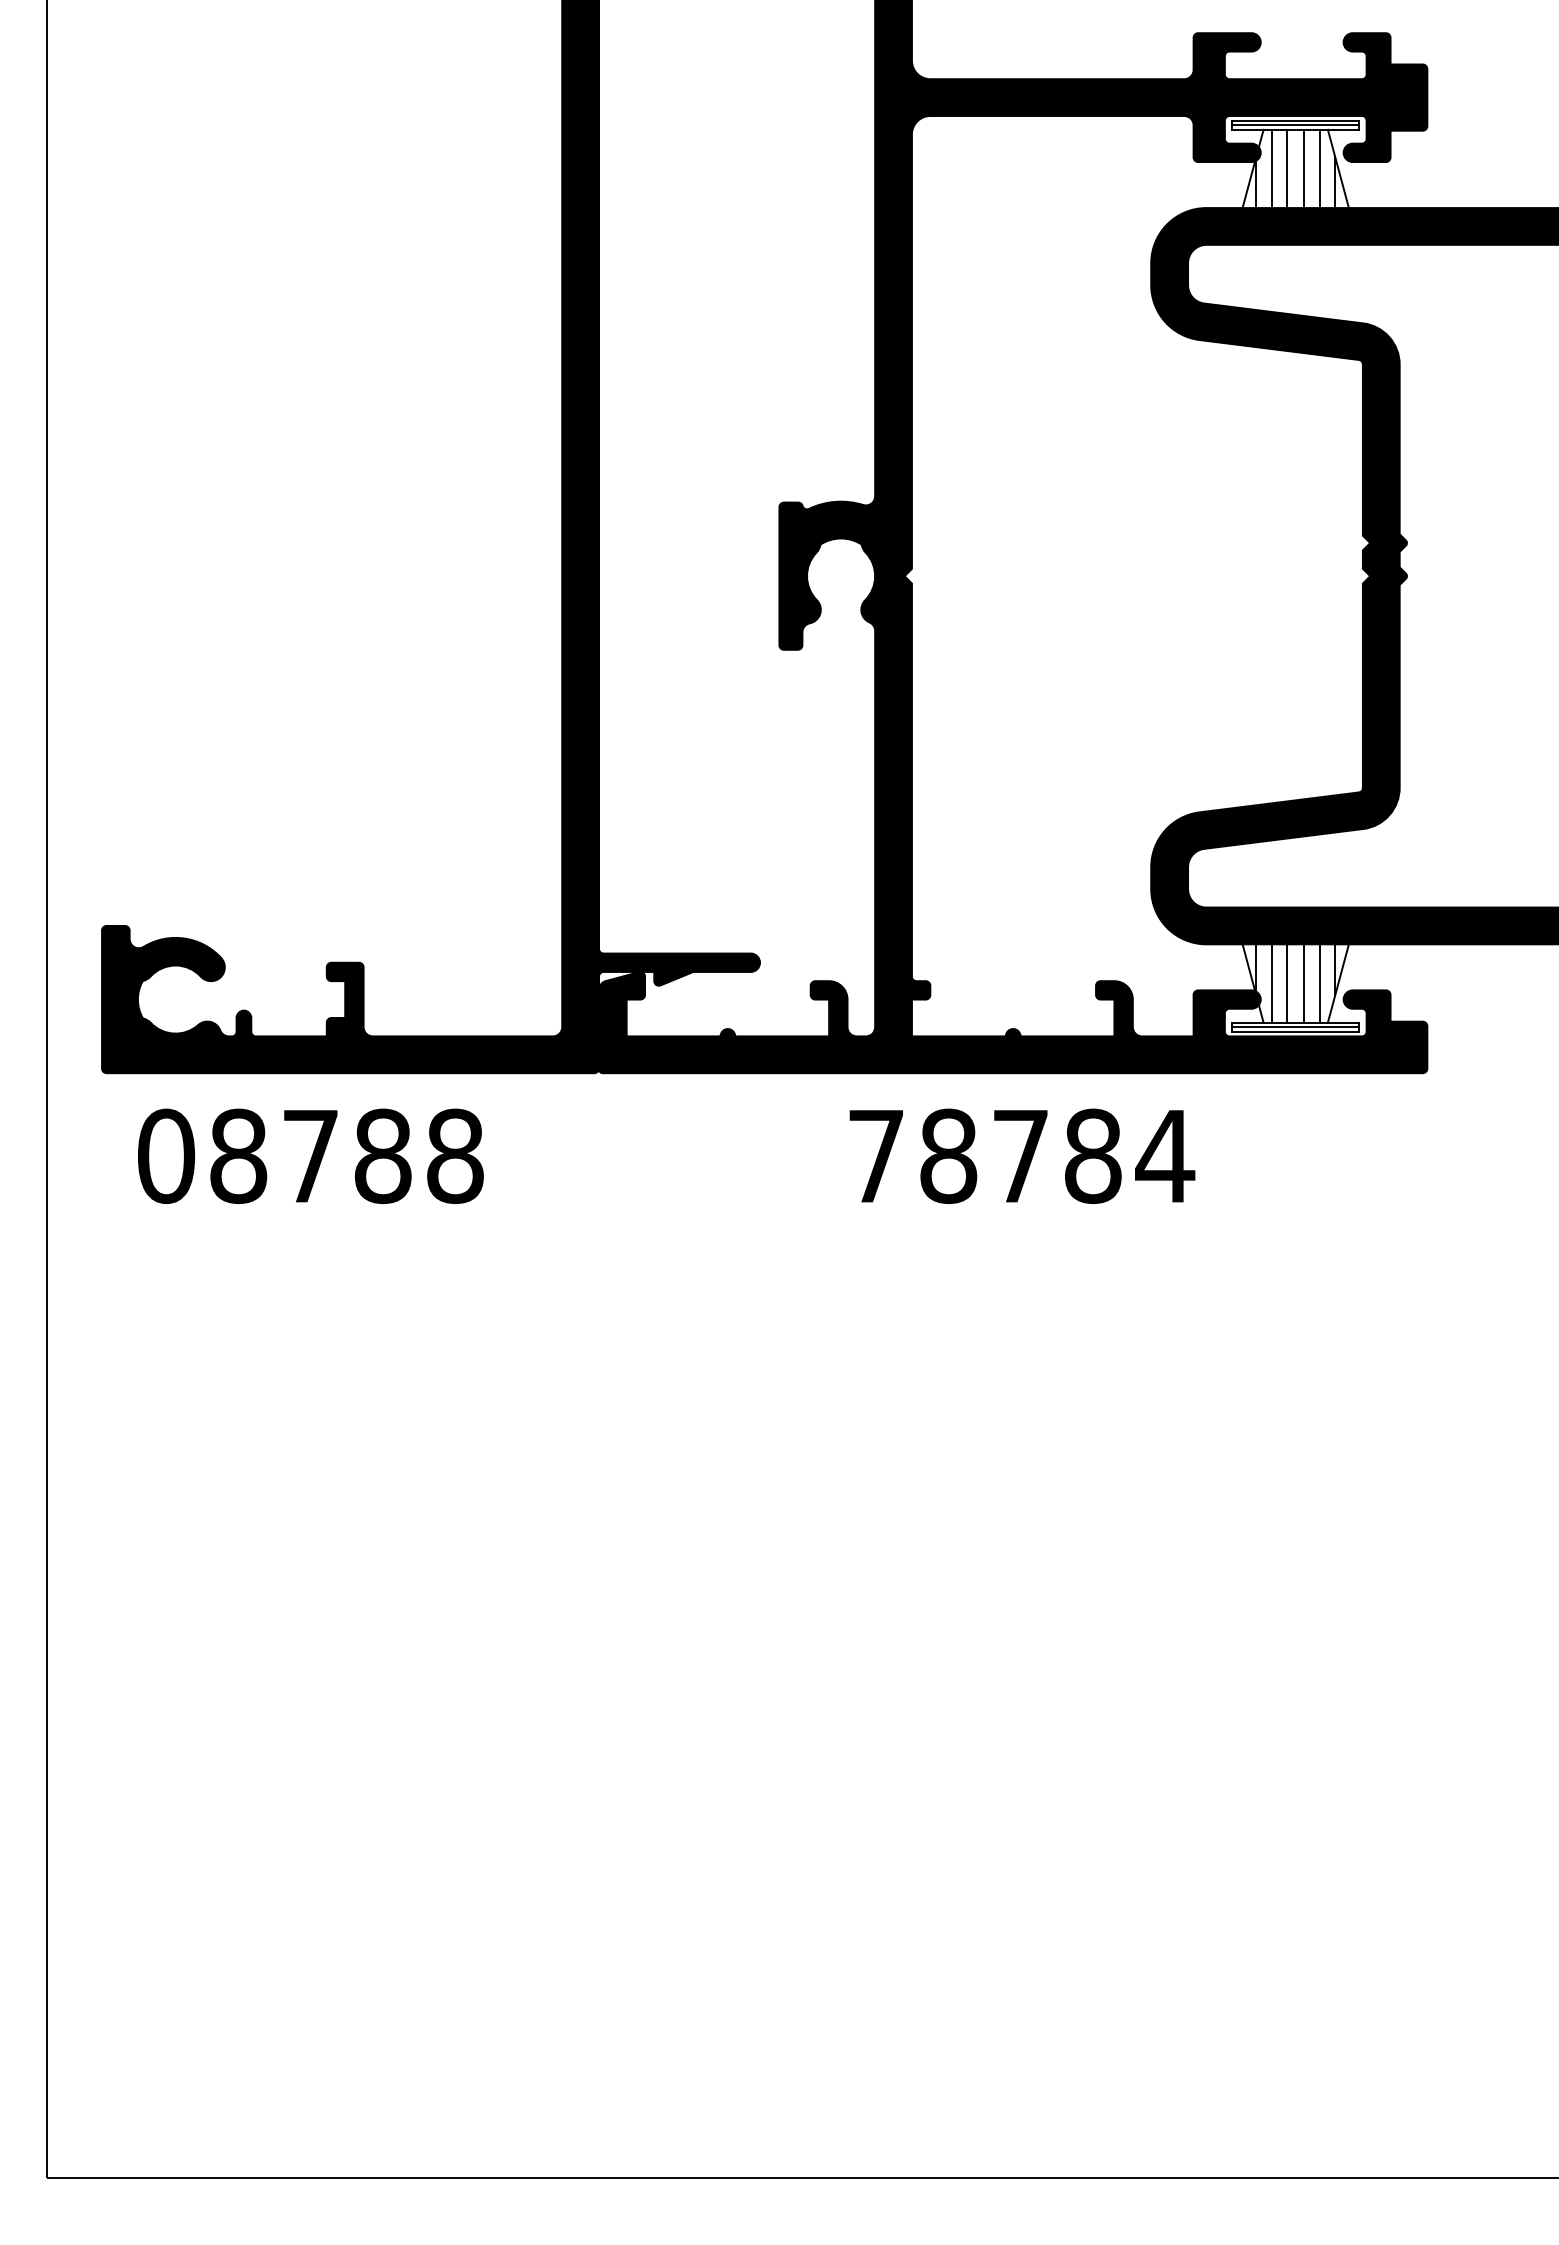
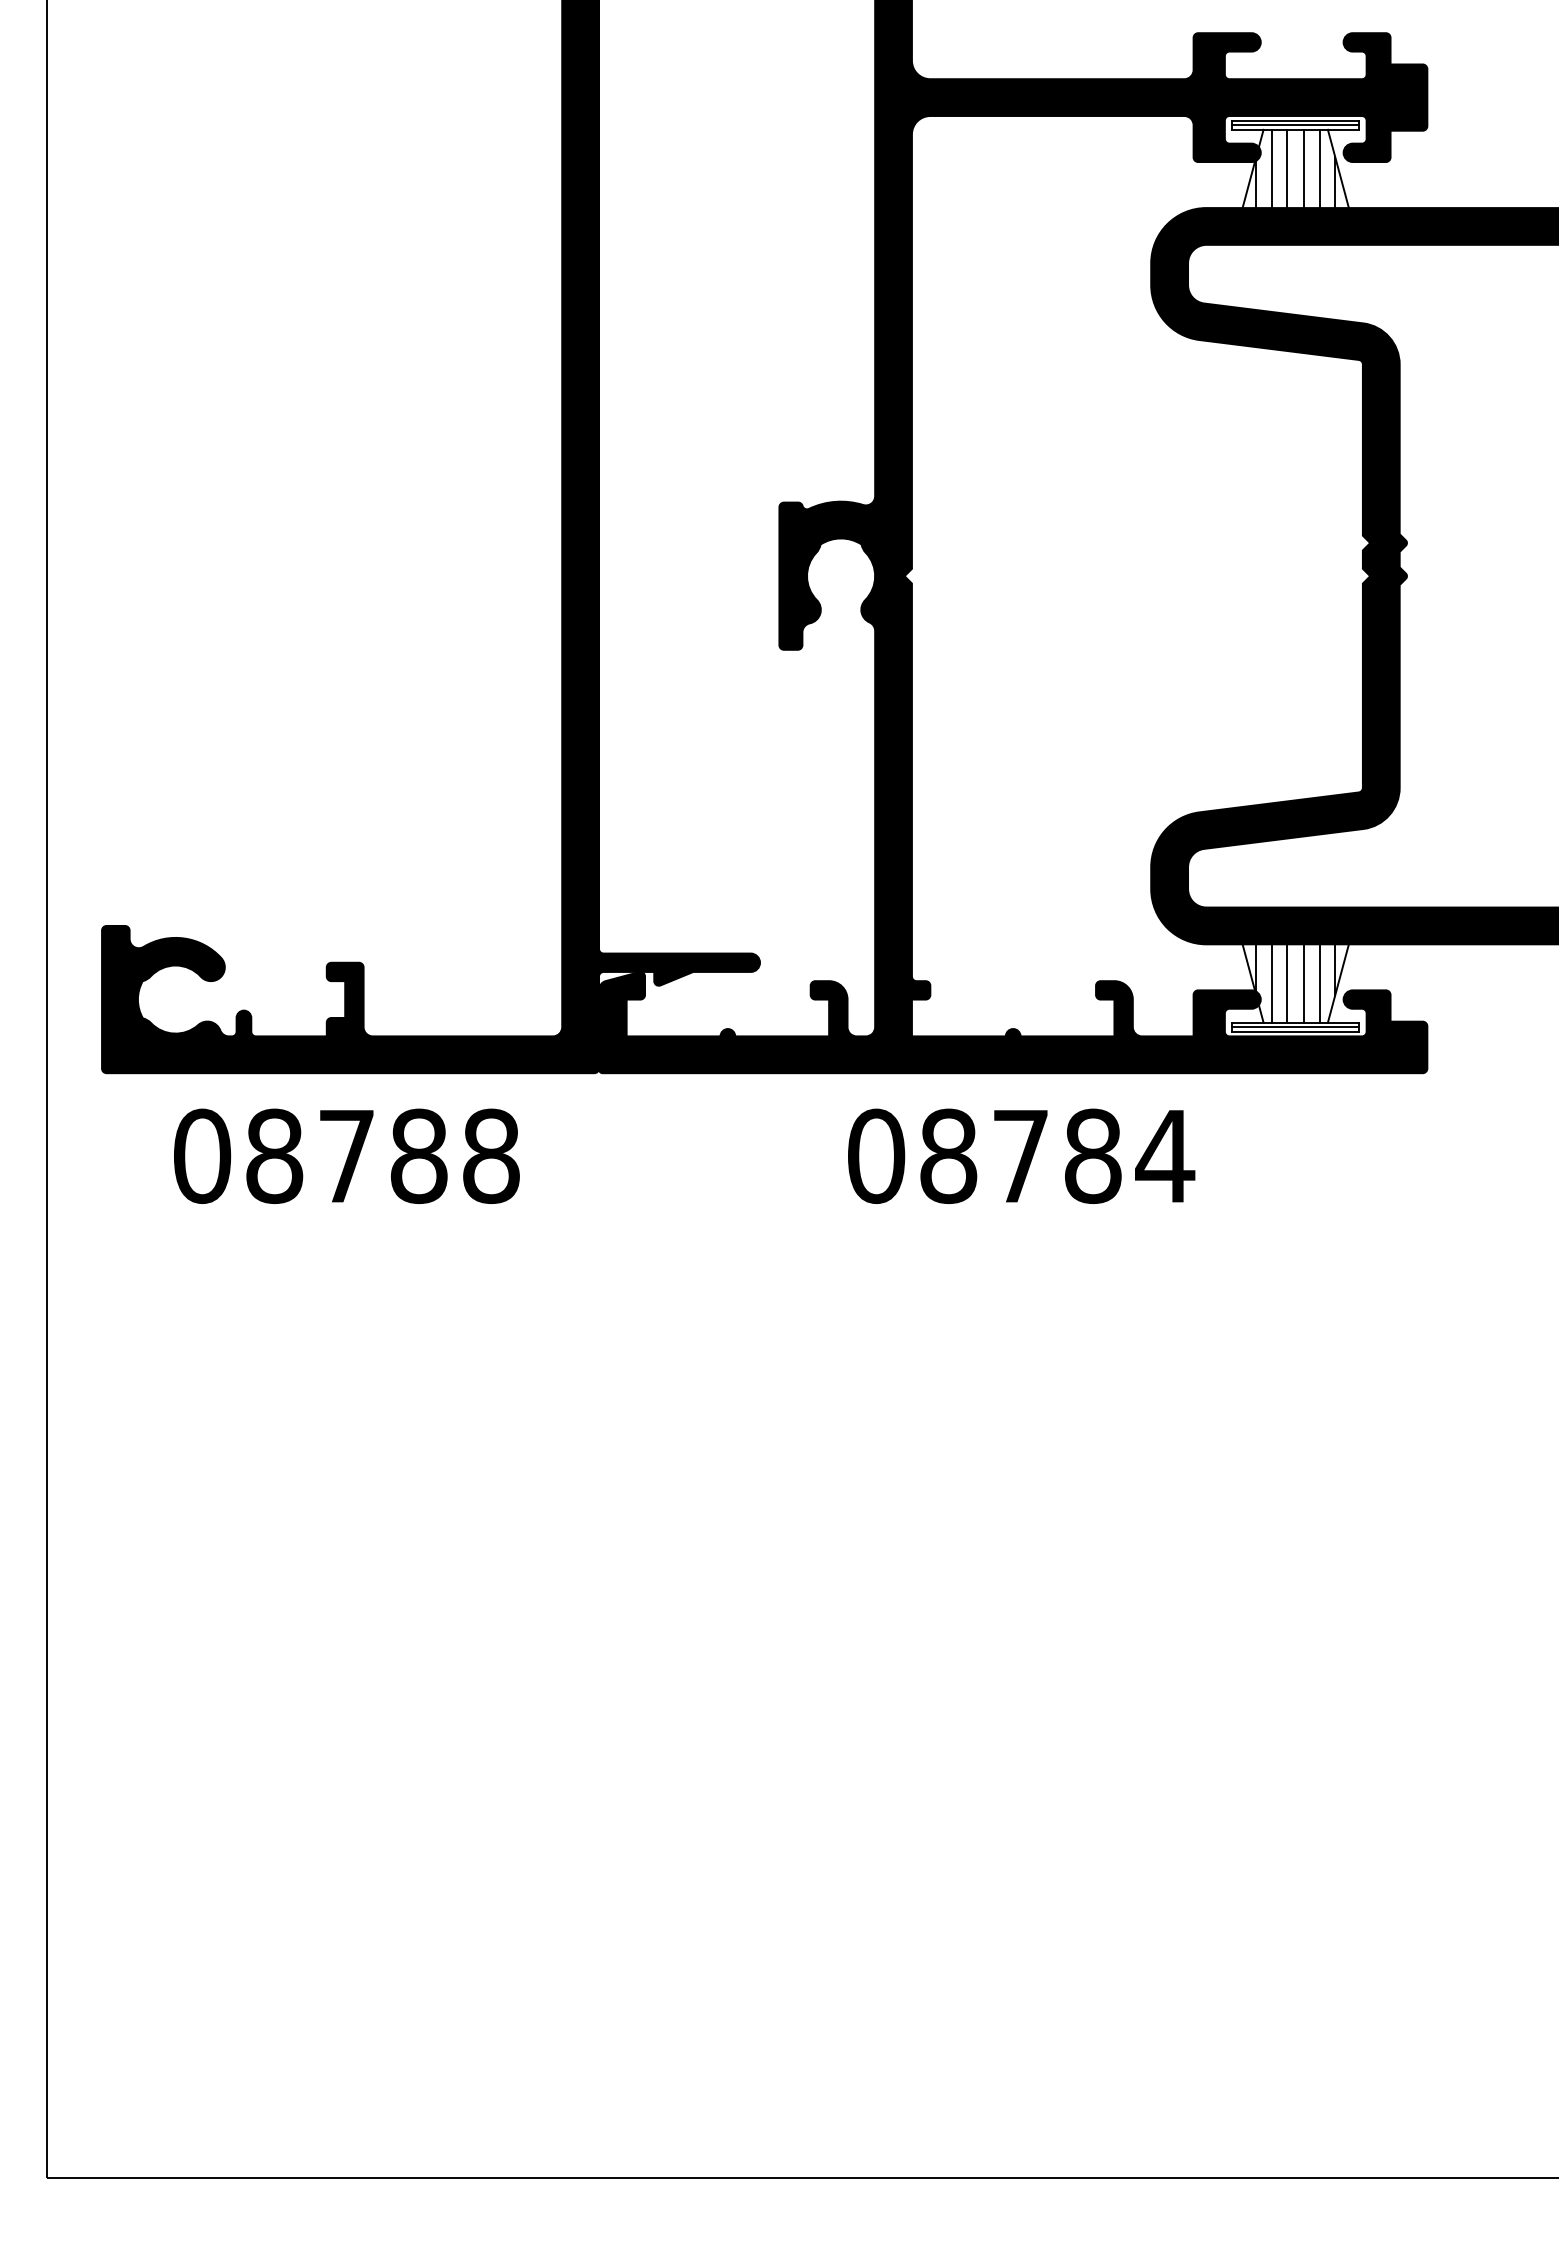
text position: (310, 1155) -> (346, 1155) (346, 1155)
text: 78784 -> 08784 (876, 1155)
